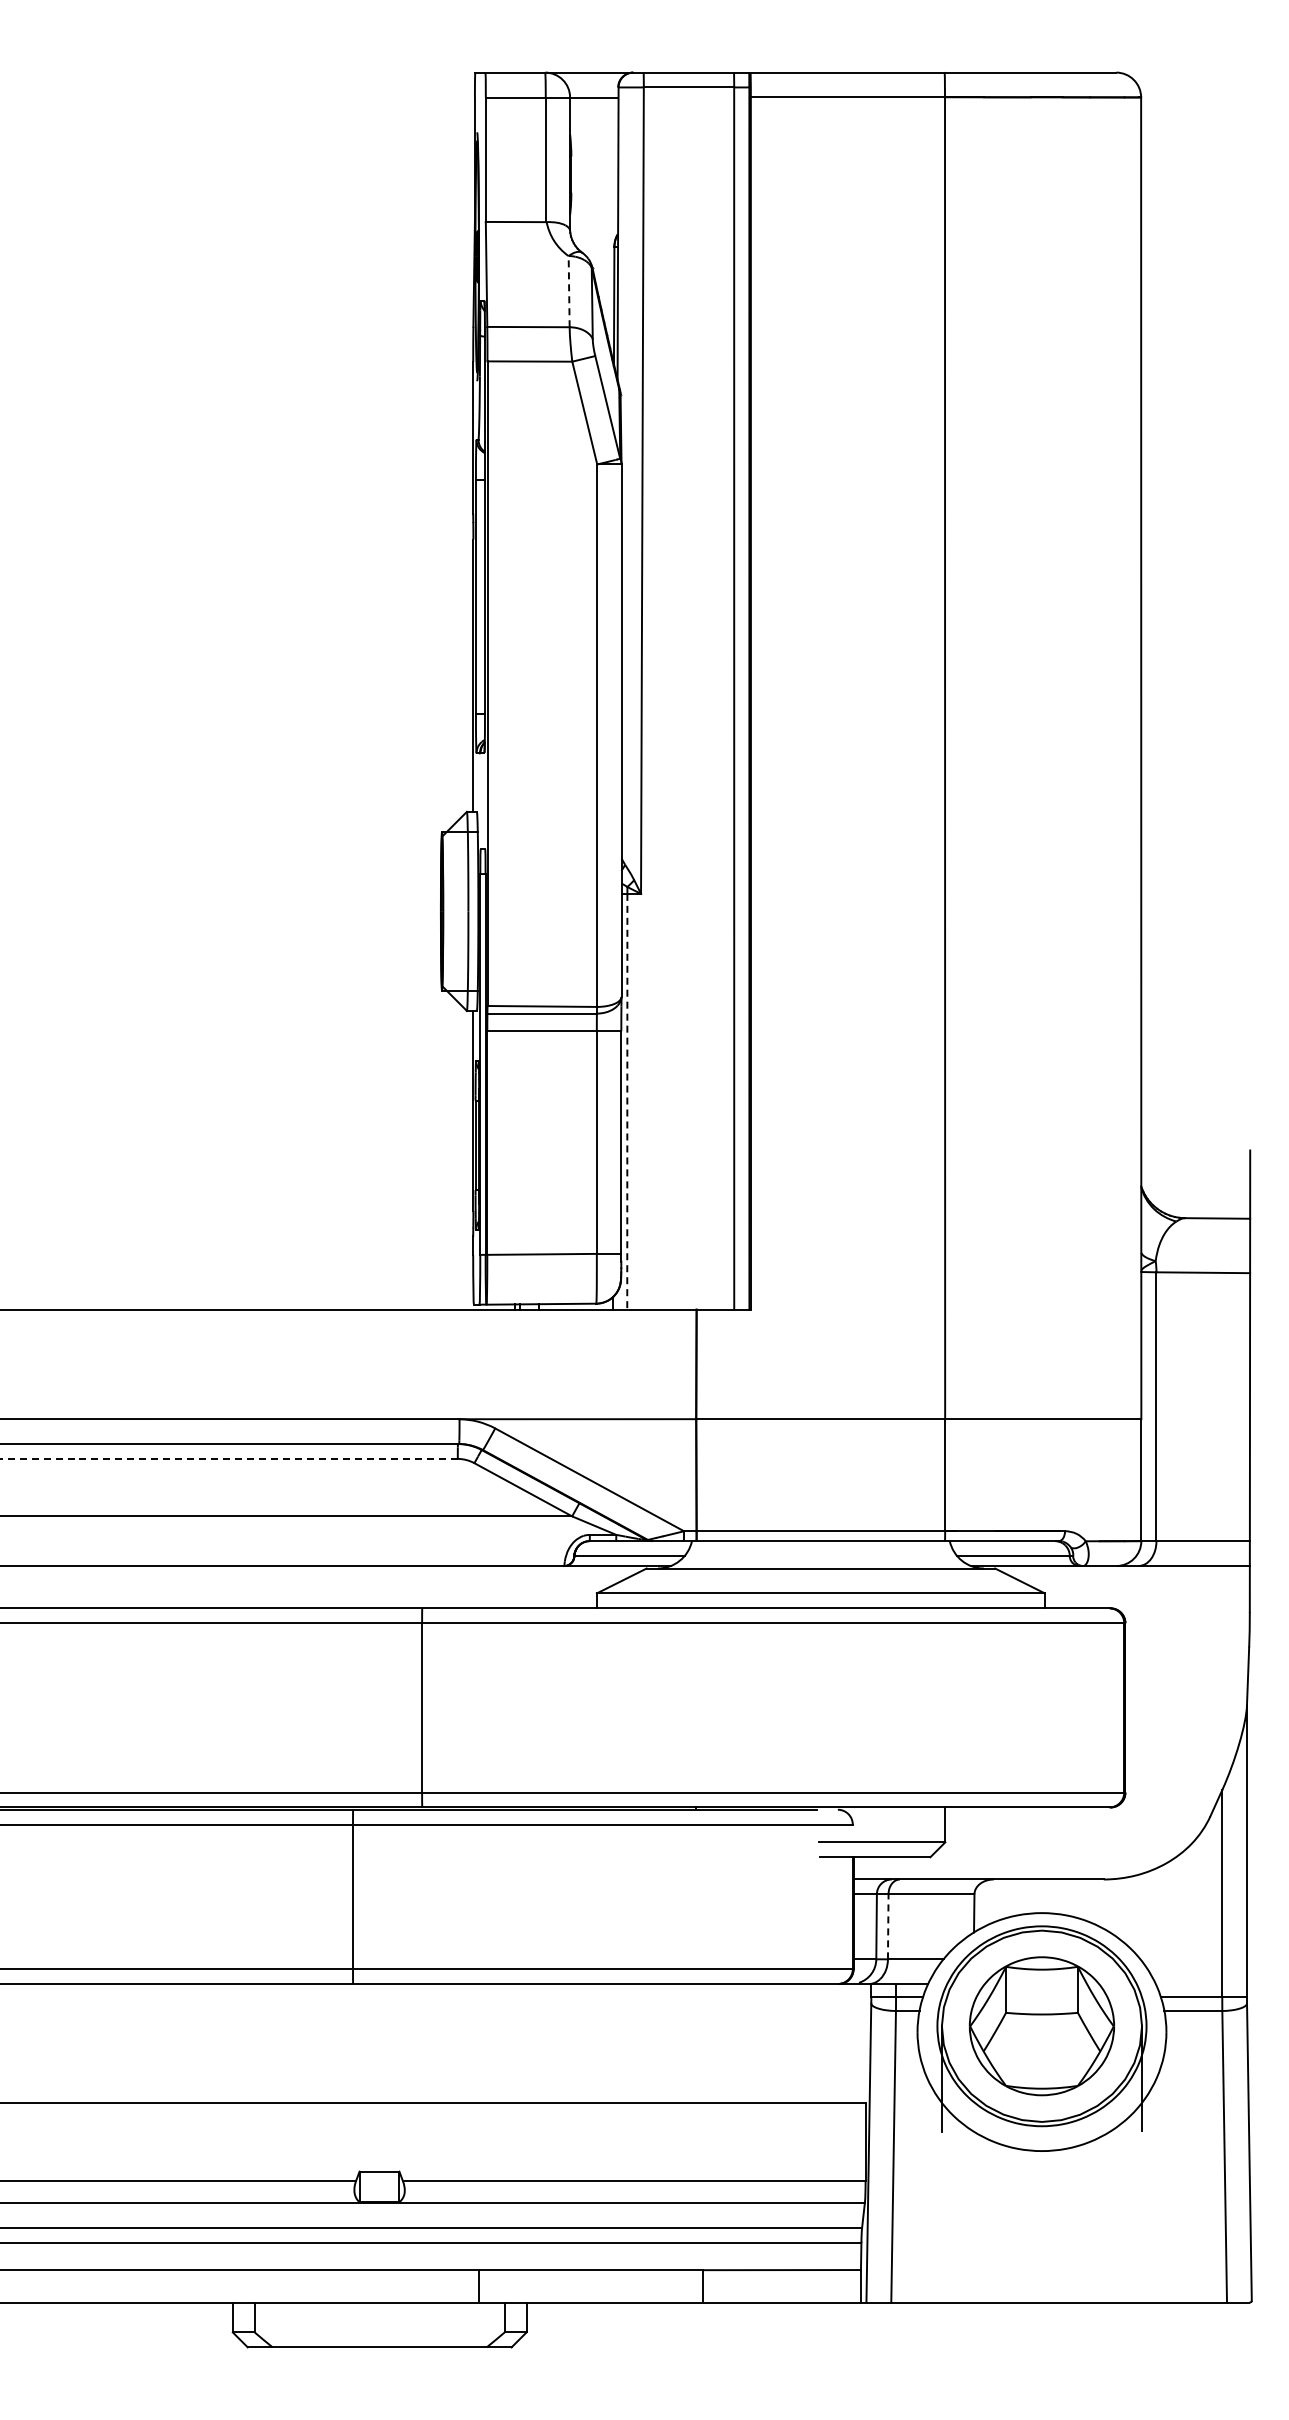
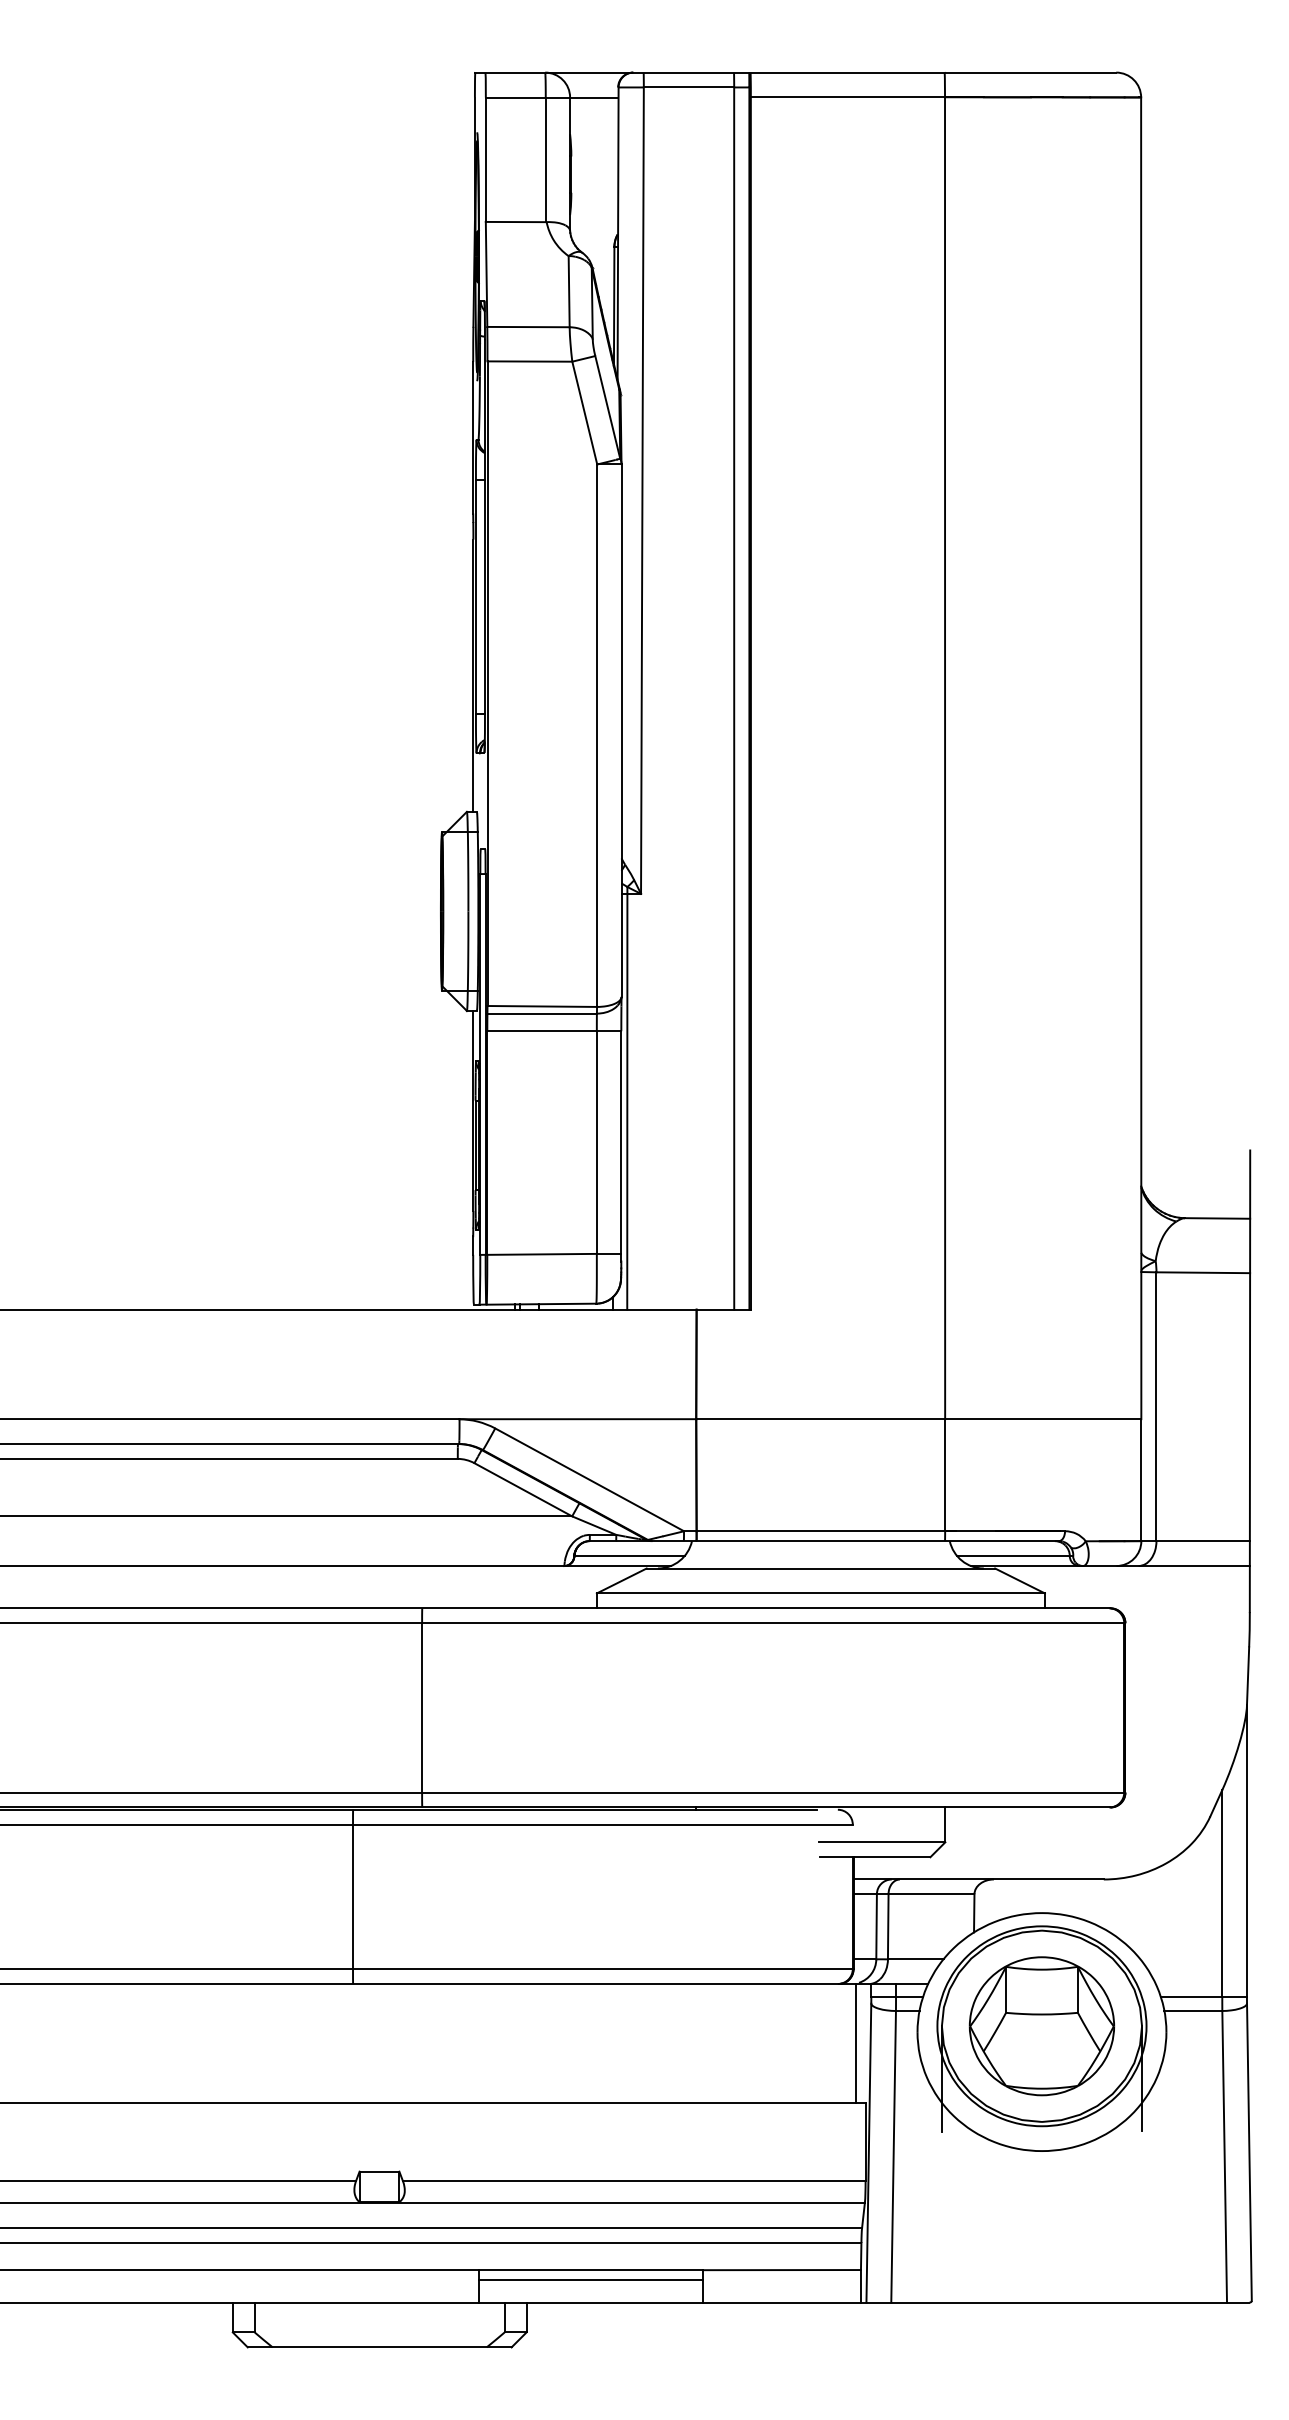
line: dashed -> solid (569, 291)
line: dashed -> solid (627, 1101)
line: dashed -> solid (228, 1458)
line: dashed -> solid (888, 1926)
line: none -> present (855, 2043)
line: none -> present (591, 2280)
